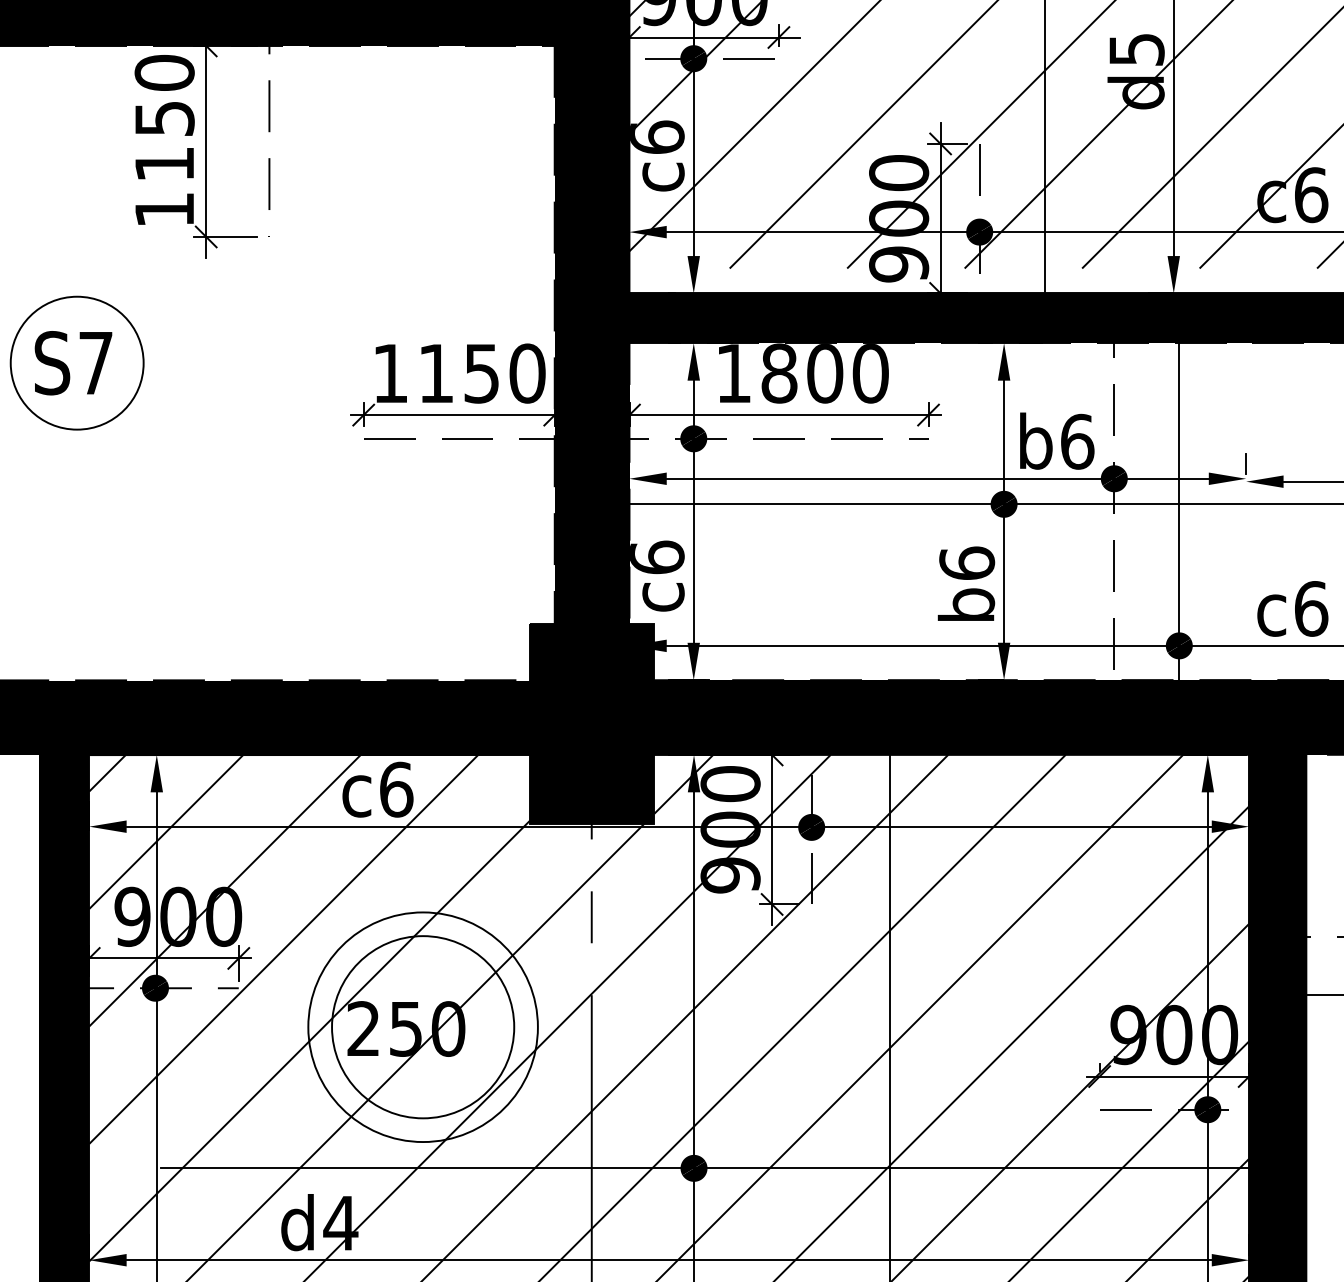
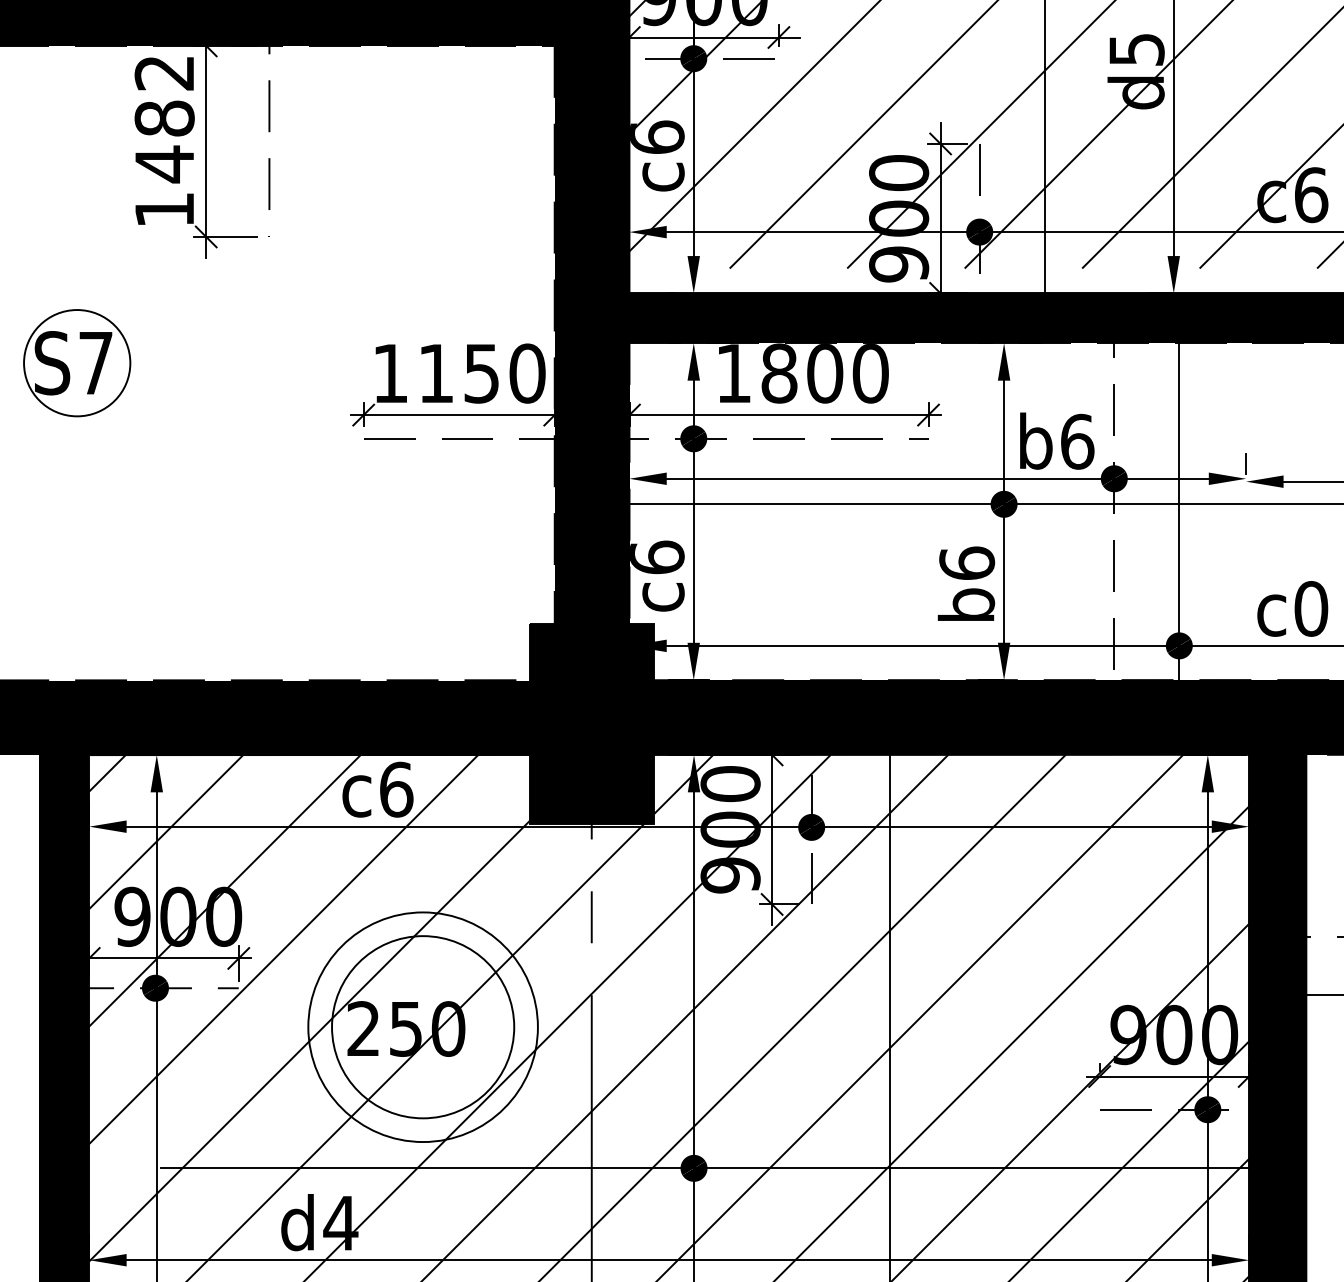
text: 1150 -> 1482 (164, 119)
circle diameter: 133 px -> 106 px (77, 363)
text: c6 -> c0 (1311, 608)
